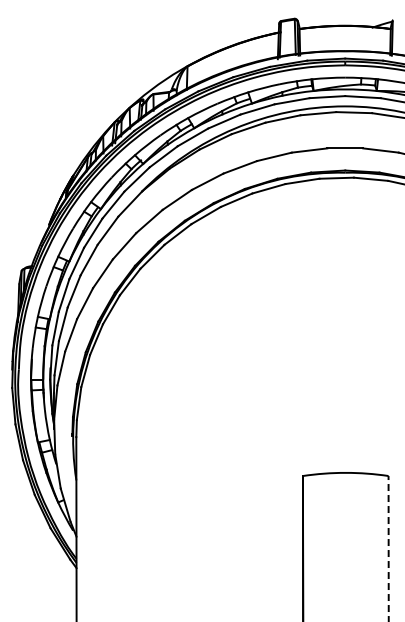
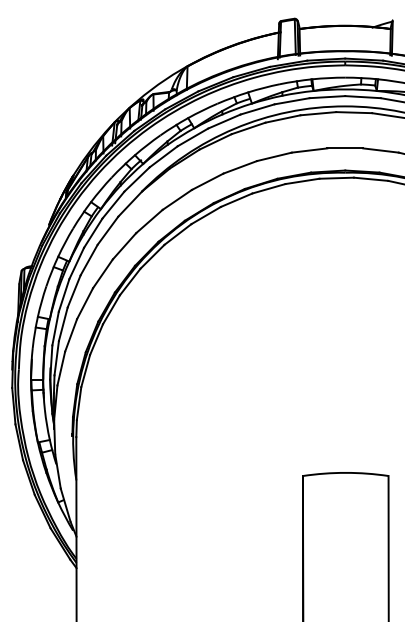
line: dashed -> solid (388, 548)
